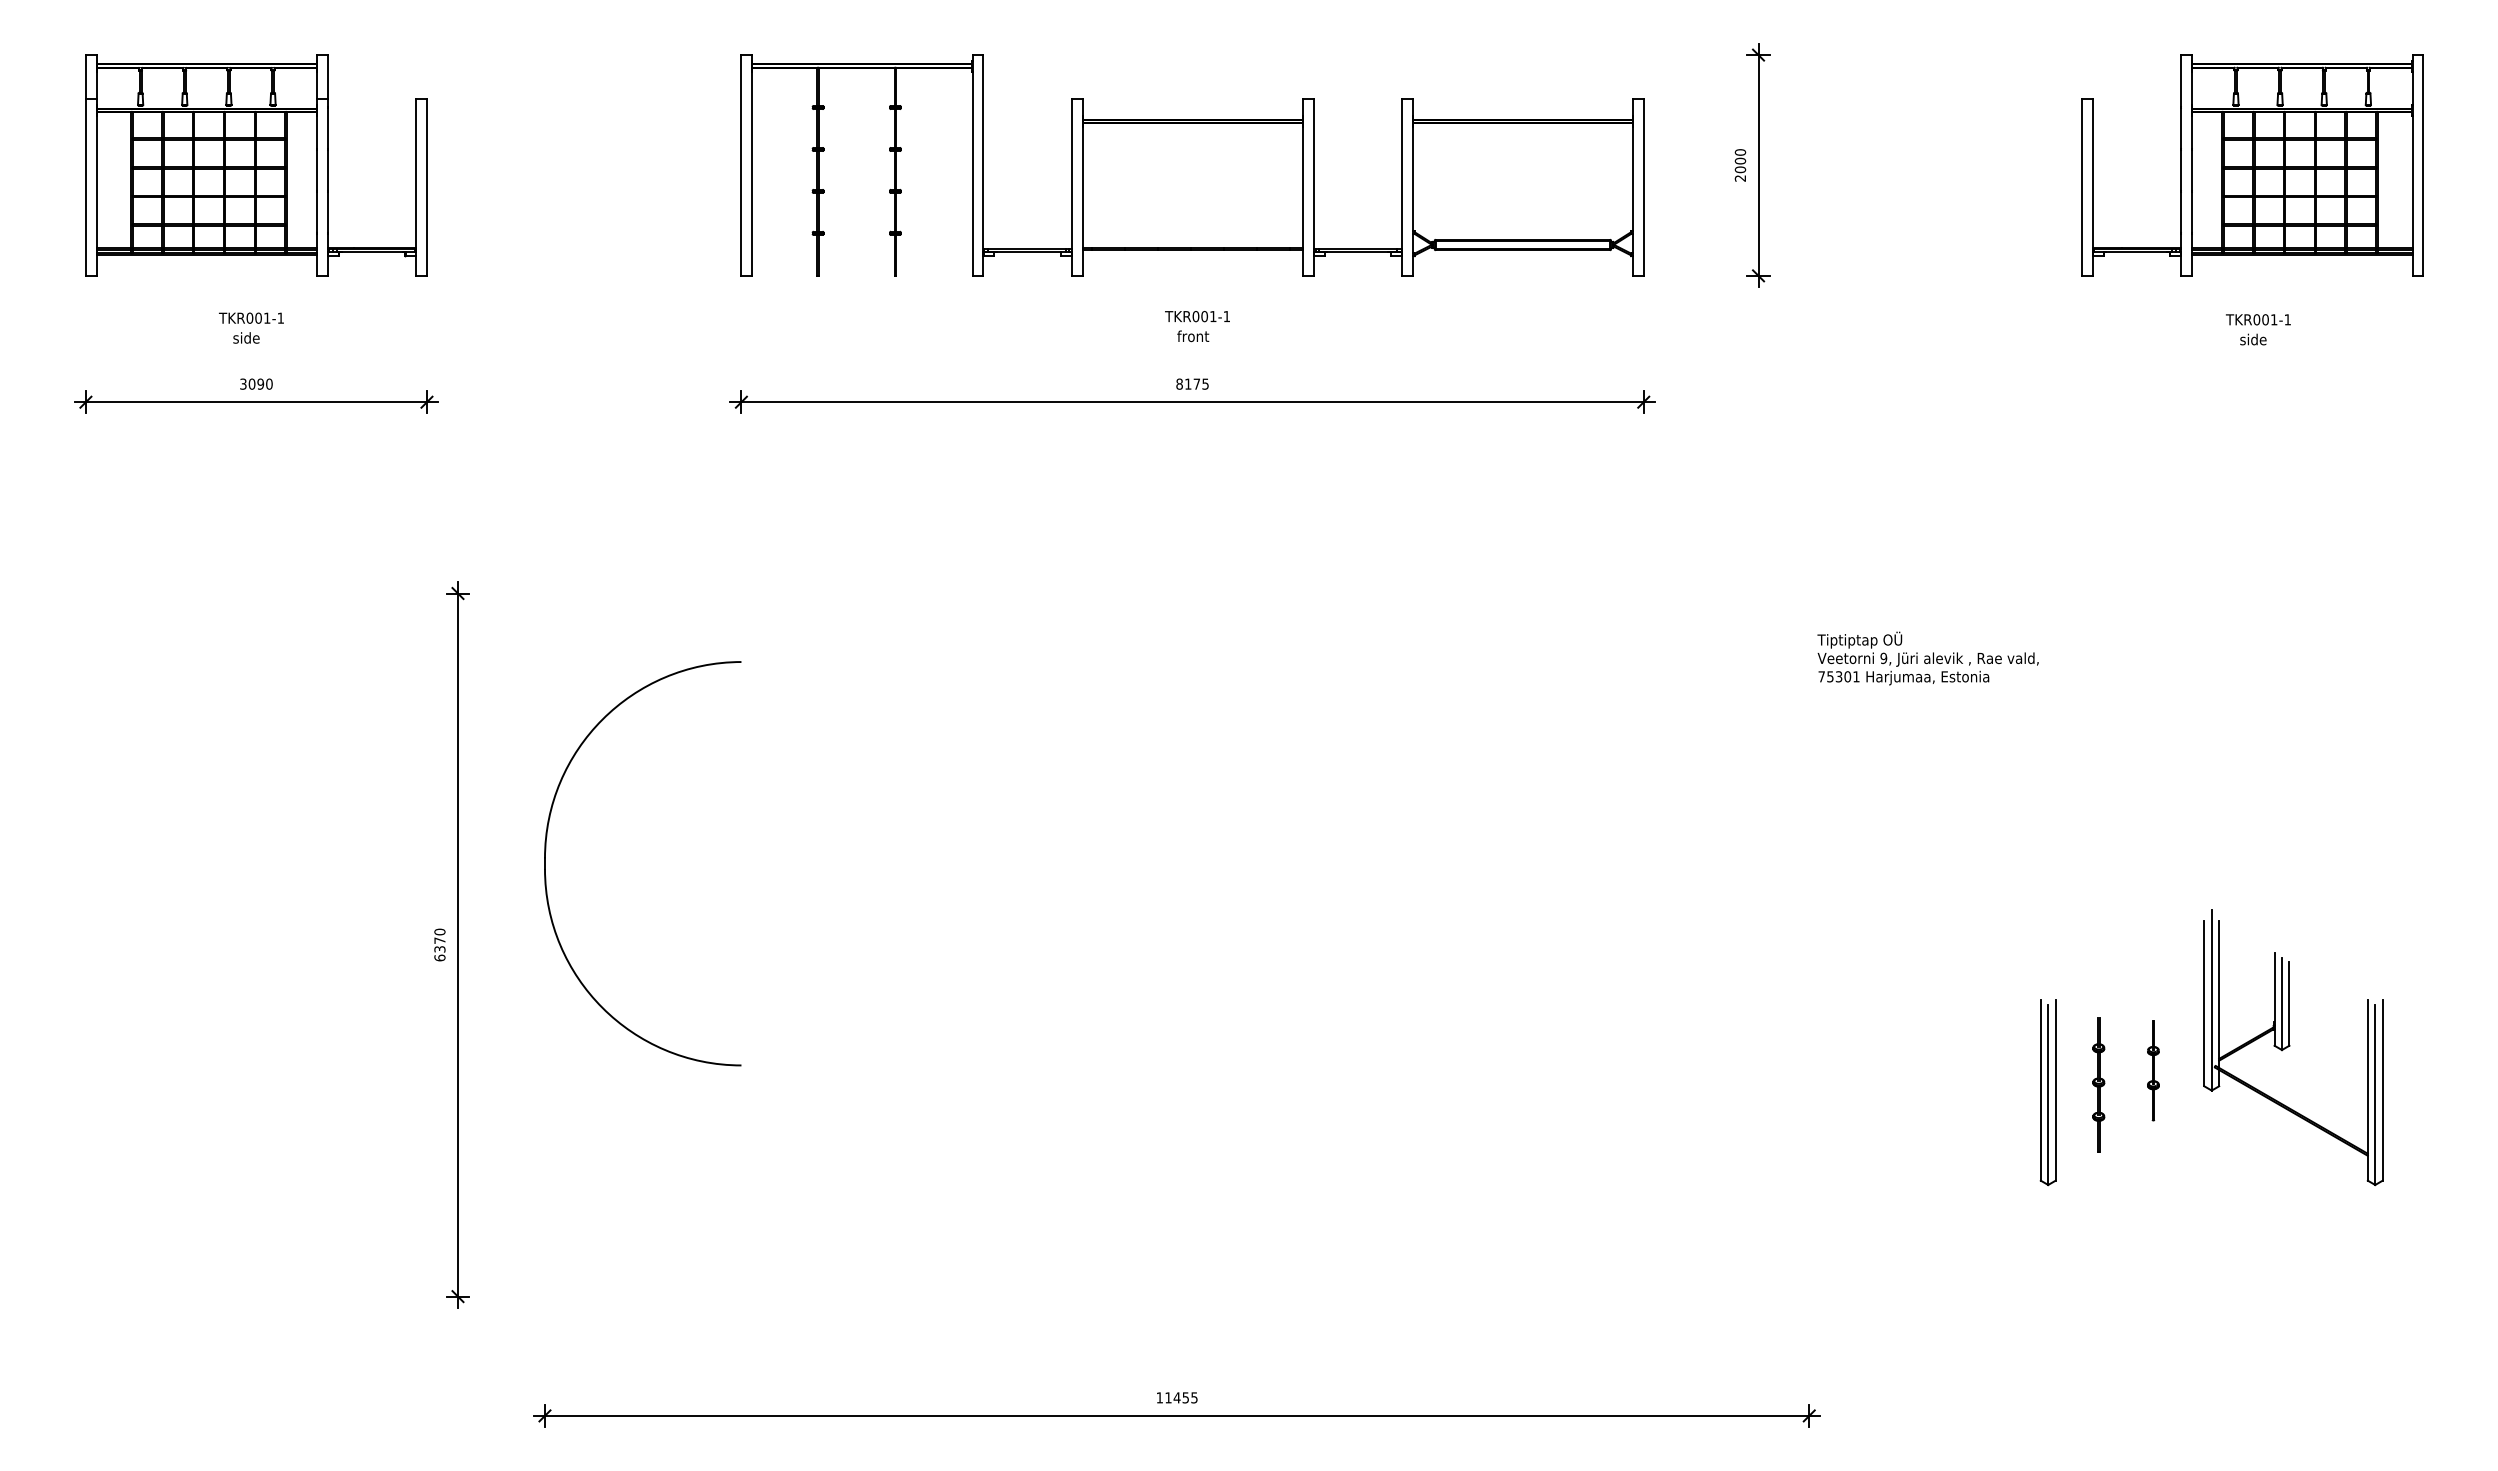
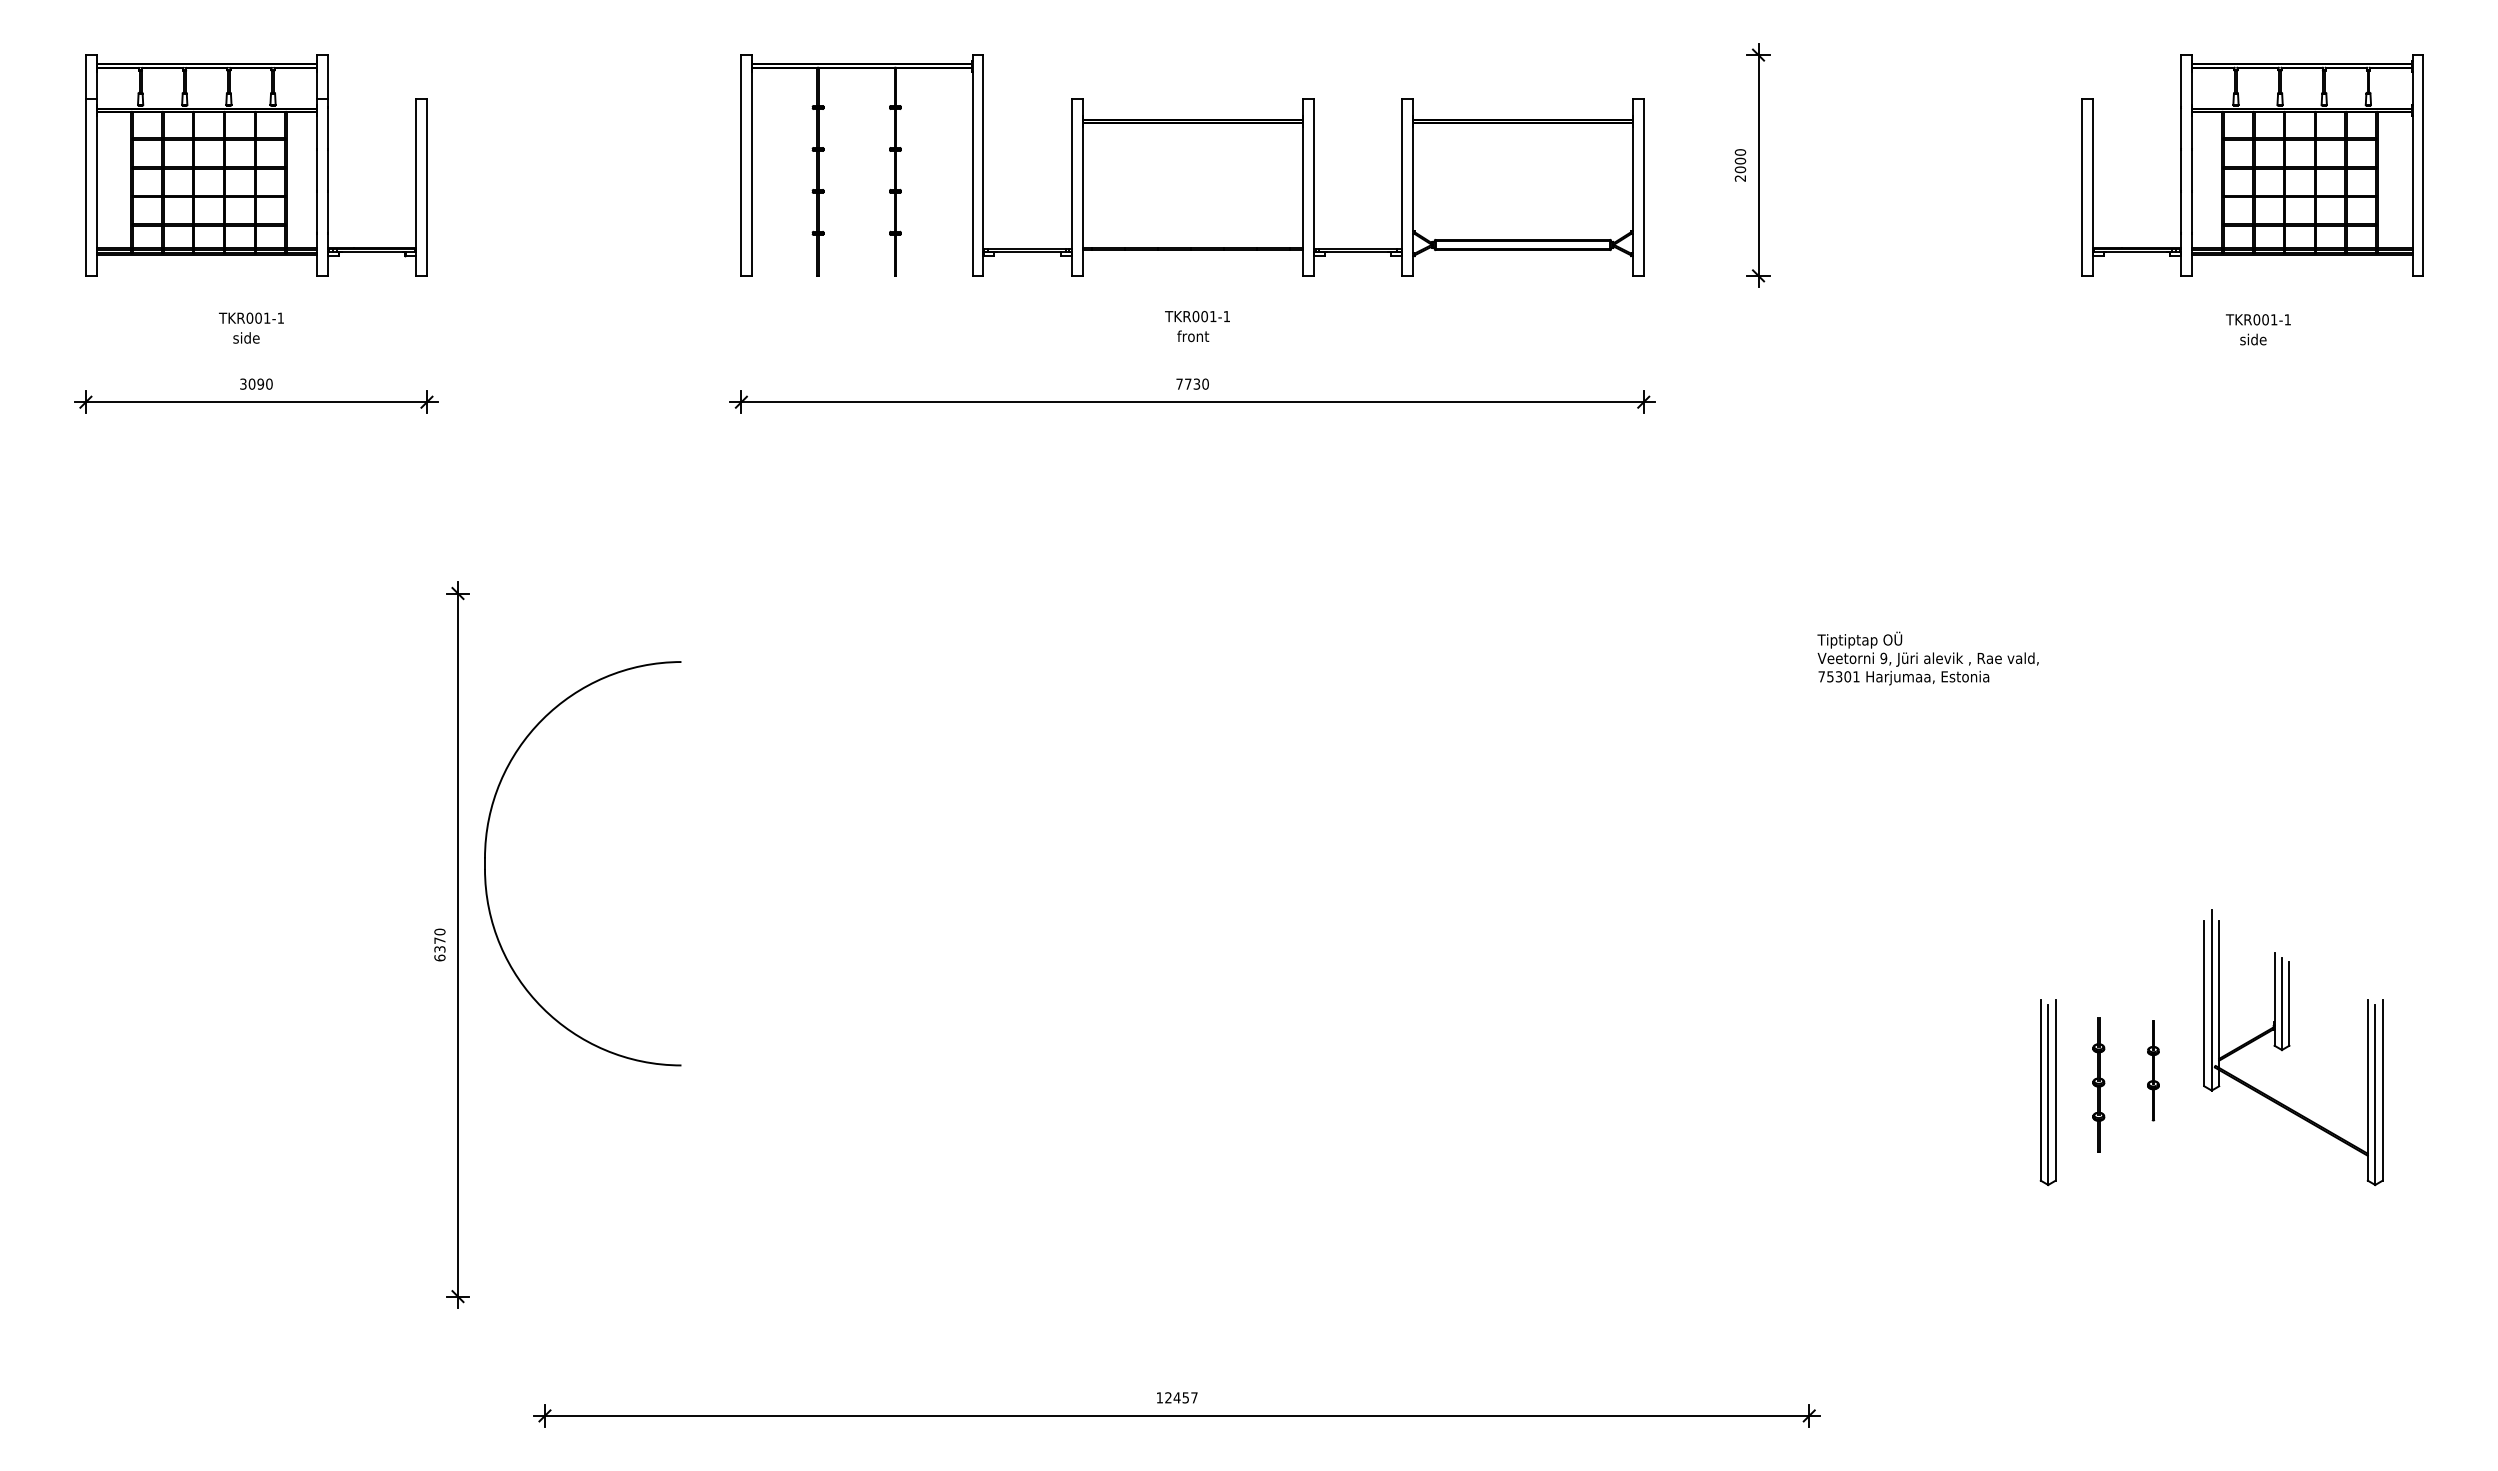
text: 8175 -> 7730 (1192, 383)
part position: (546, 850) -> (486, 850) (486, 850)
text: 11455 -> 12457 (1181, 1397)
